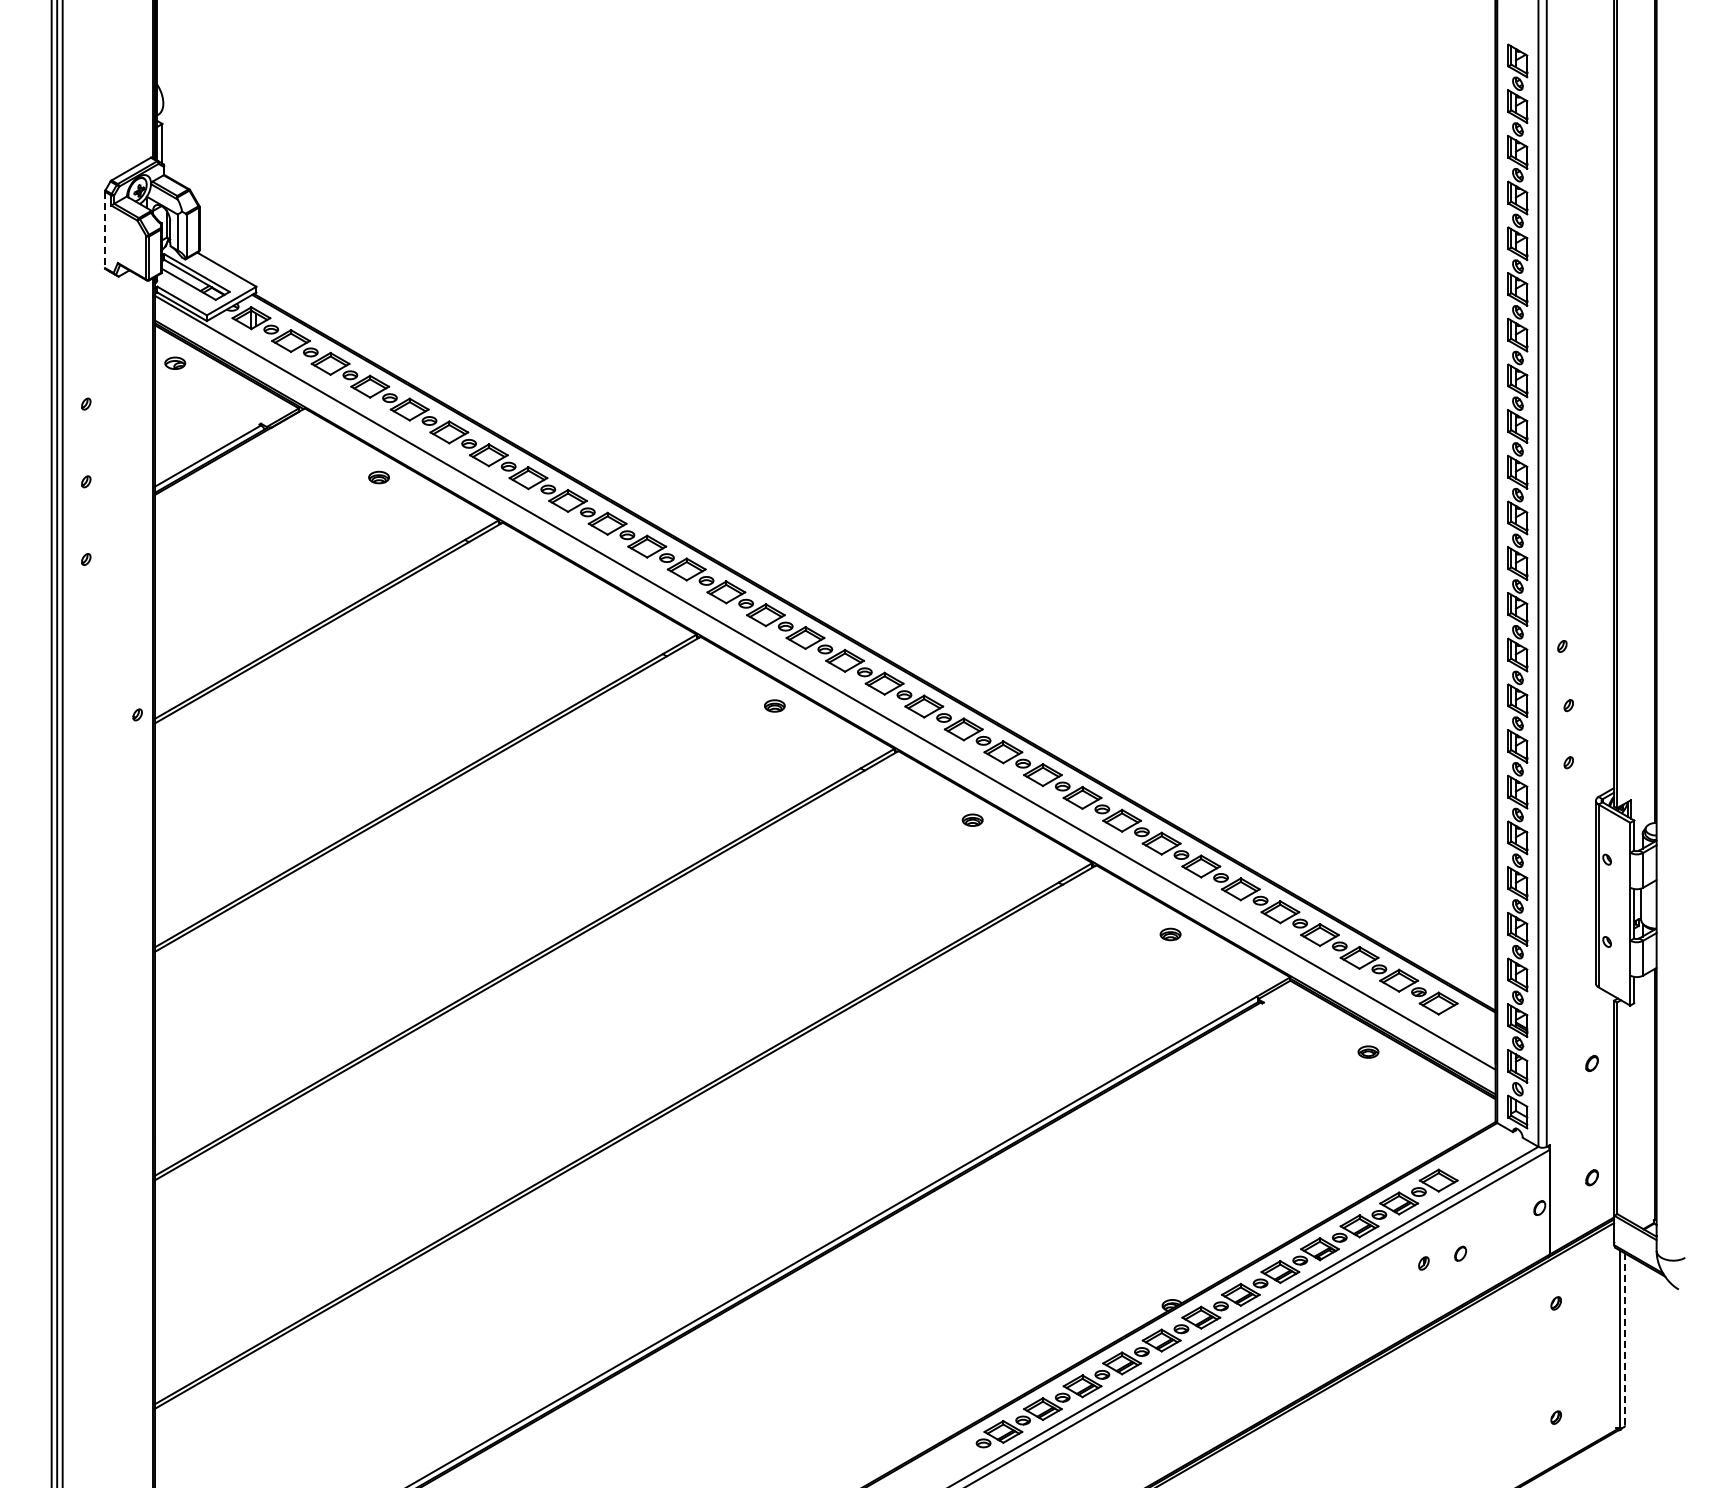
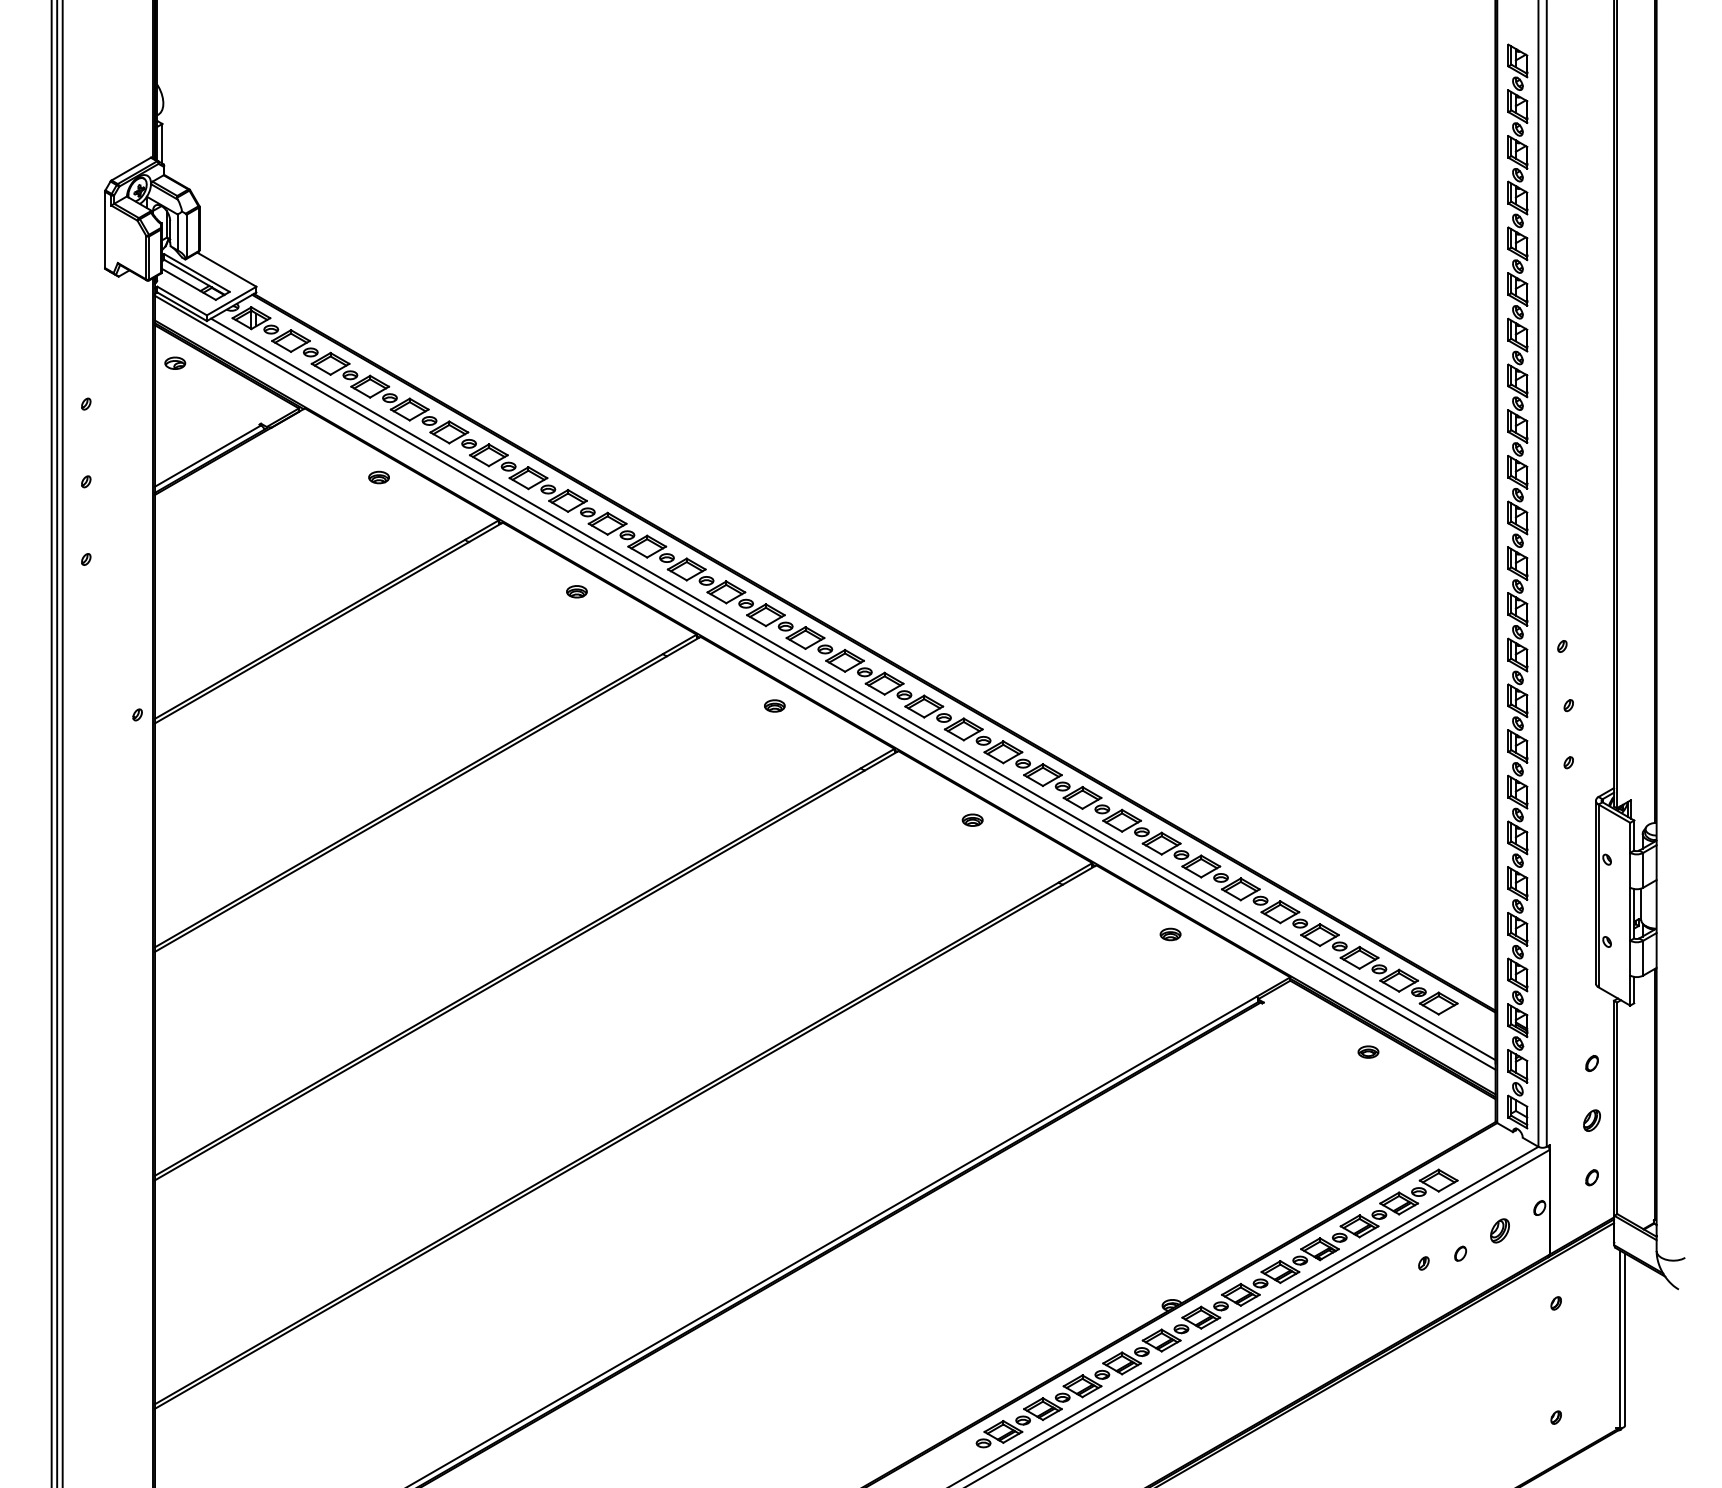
line: dashed -> solid (105, 230)
part: none -> present (576, 591)
line: none -> present (853, 689)
part: none -> present (1591, 1120)
part: none -> present (1499, 1230)
line: dashed -> solid (1625, 1339)
